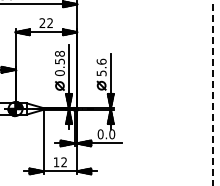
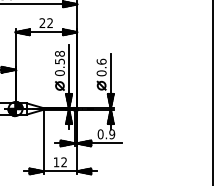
text: 5.6 -> 0.6 (101, 73)
line: dashed -> solid (212, 92)
text: 0.0 -> 0.9 (111, 134)
